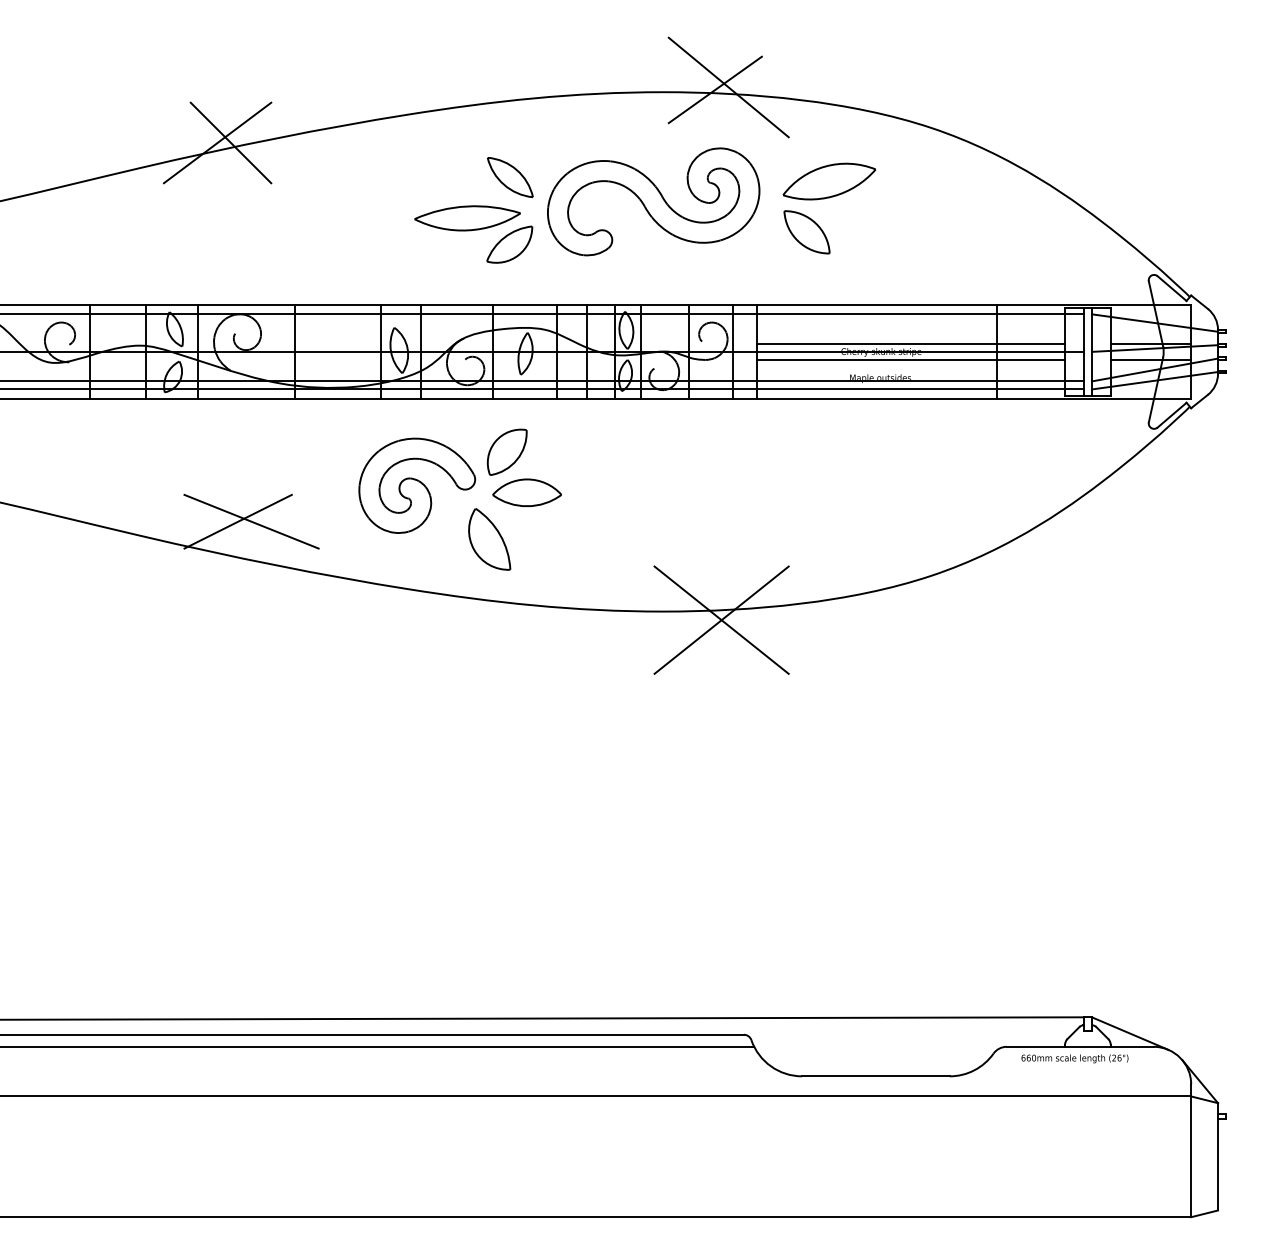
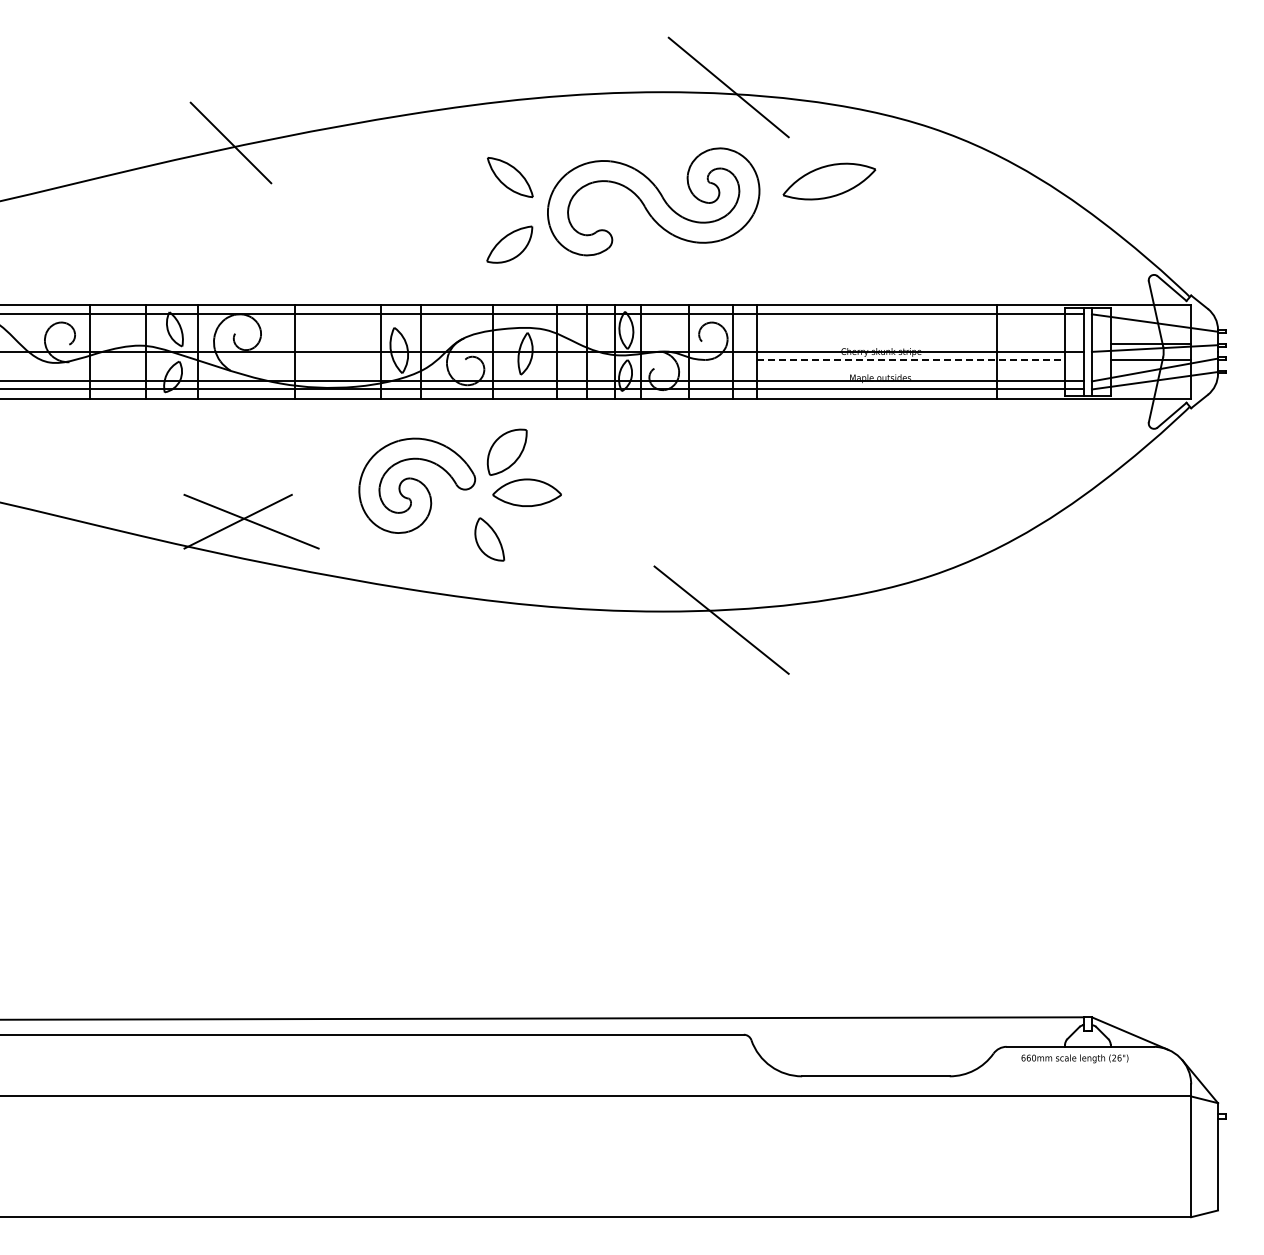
line: present -> none (714, 89)
line: present -> none (217, 142)
part: present -> none (467, 218)
part: present -> none (806, 232)
line: present -> none (911, 343)
line: solid -> dashed (911, 359)
part size: 44x63 px -> 32x45 px (489, 539)
line: present -> none (721, 619)
line: present -> none (378, 1046)
